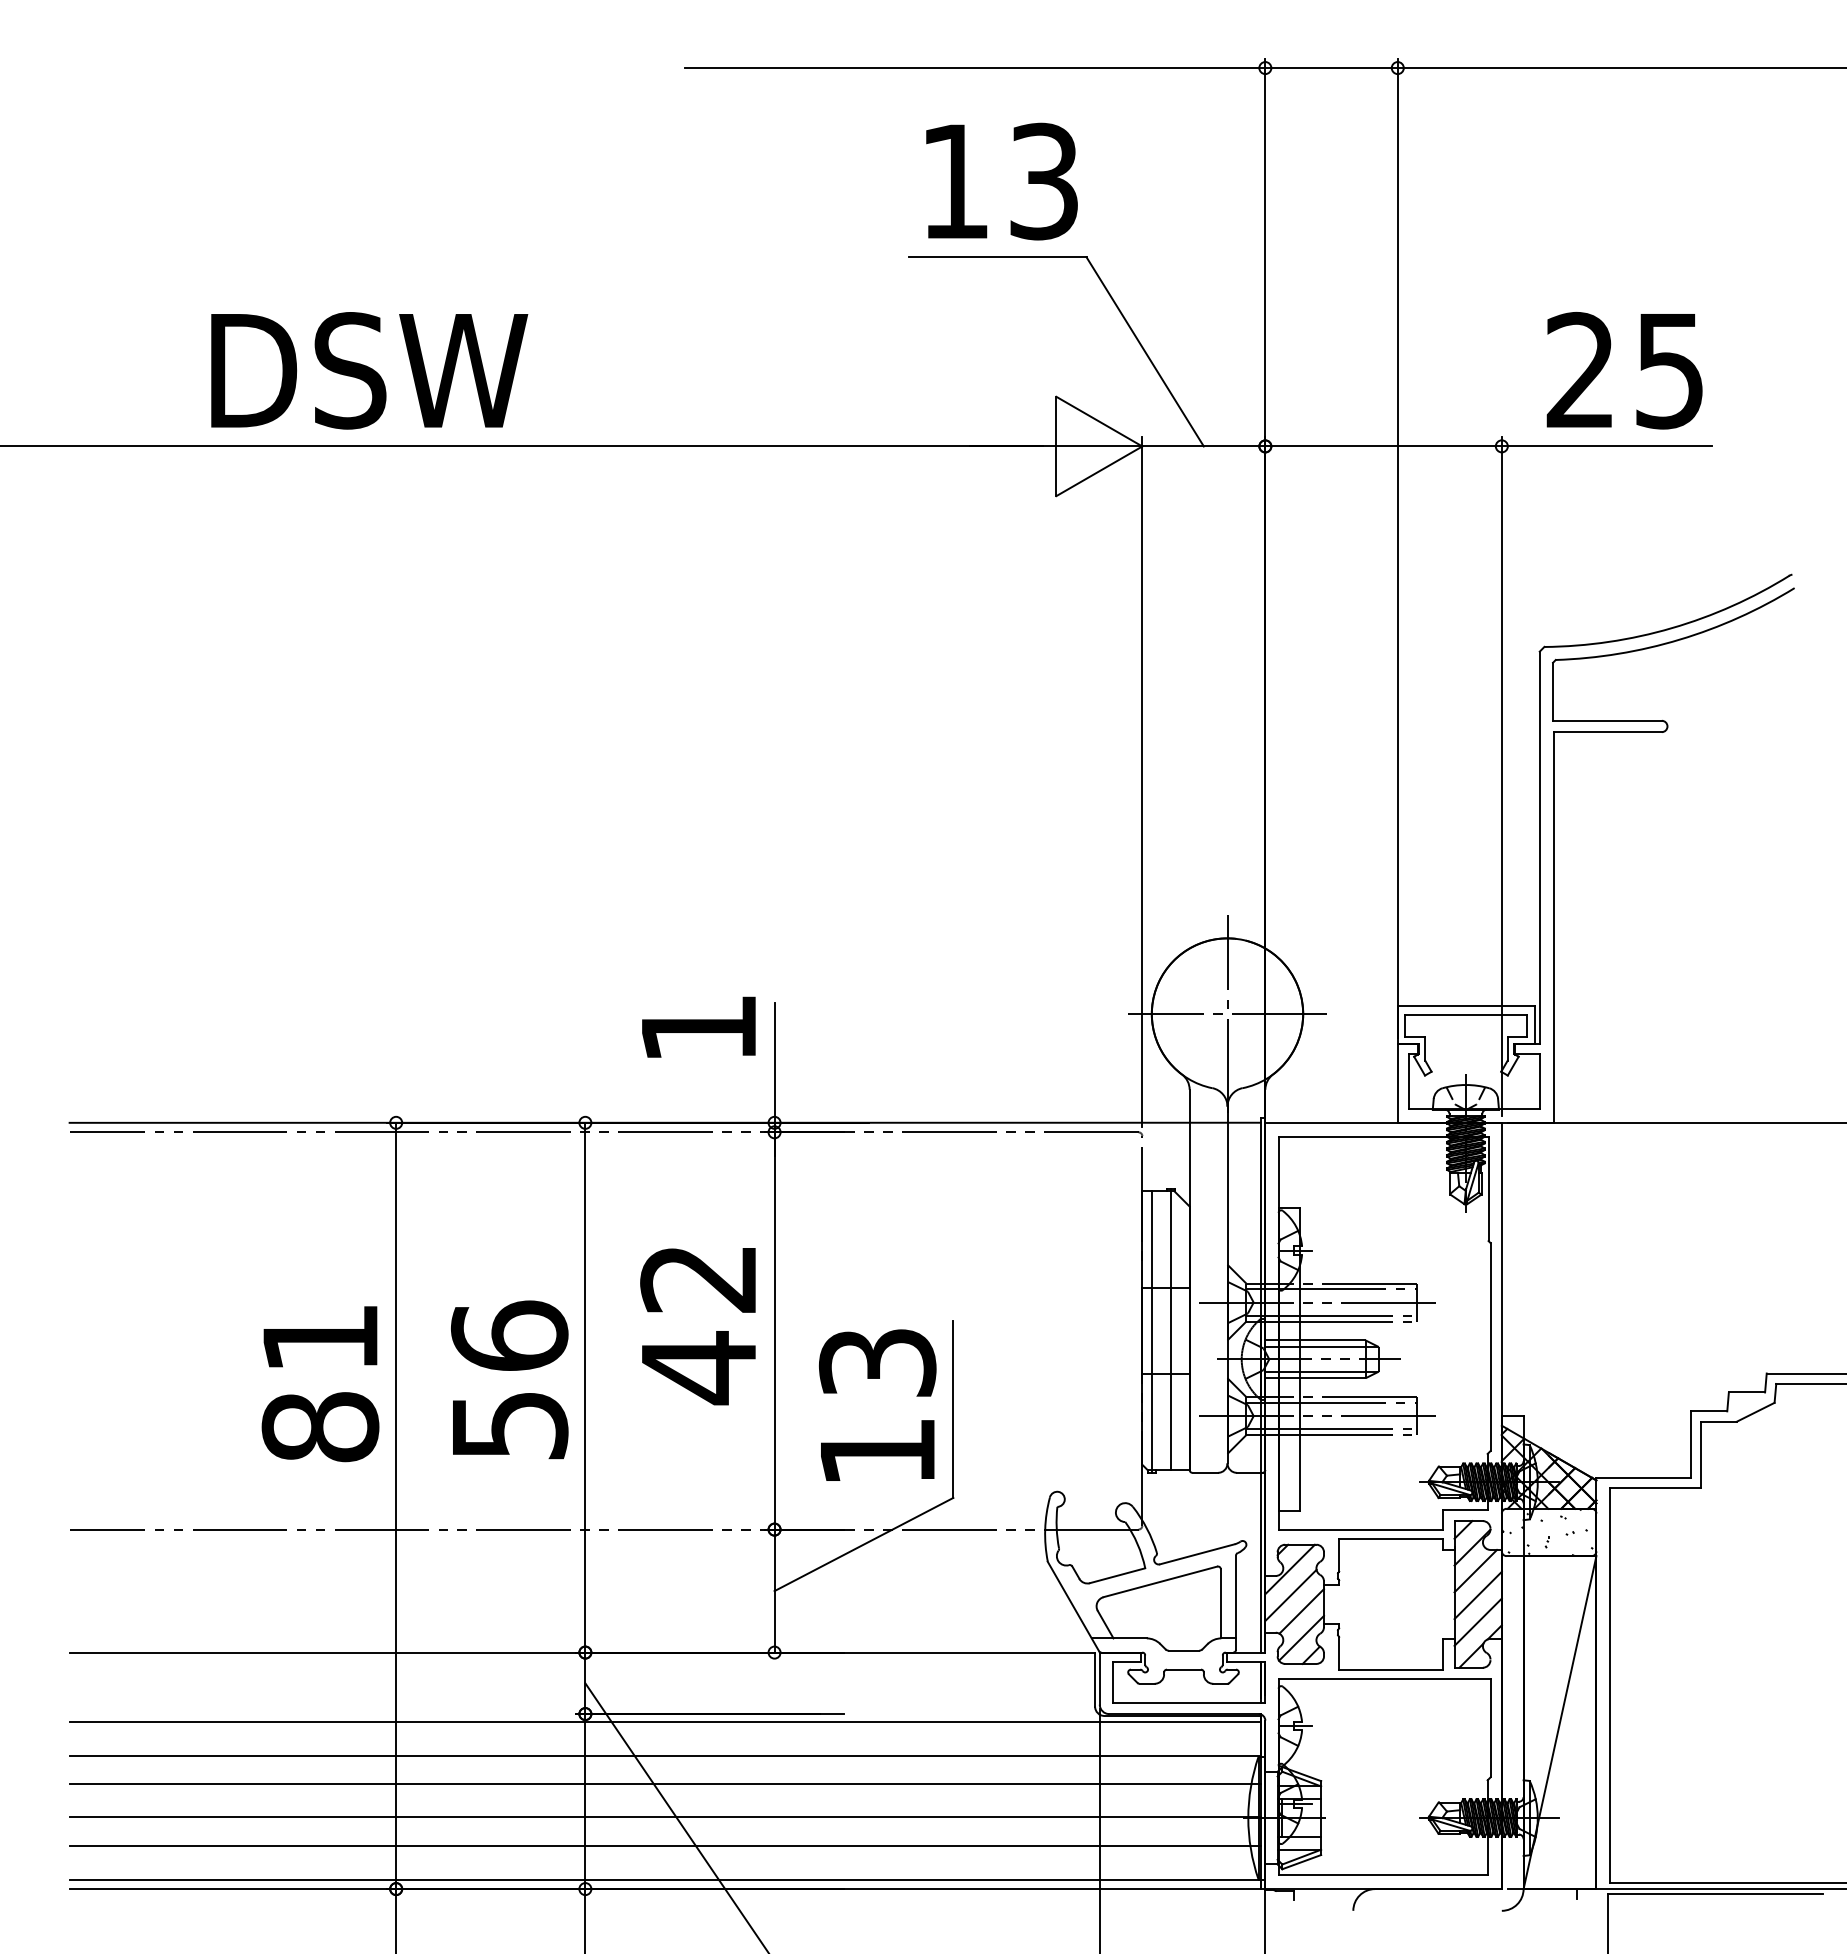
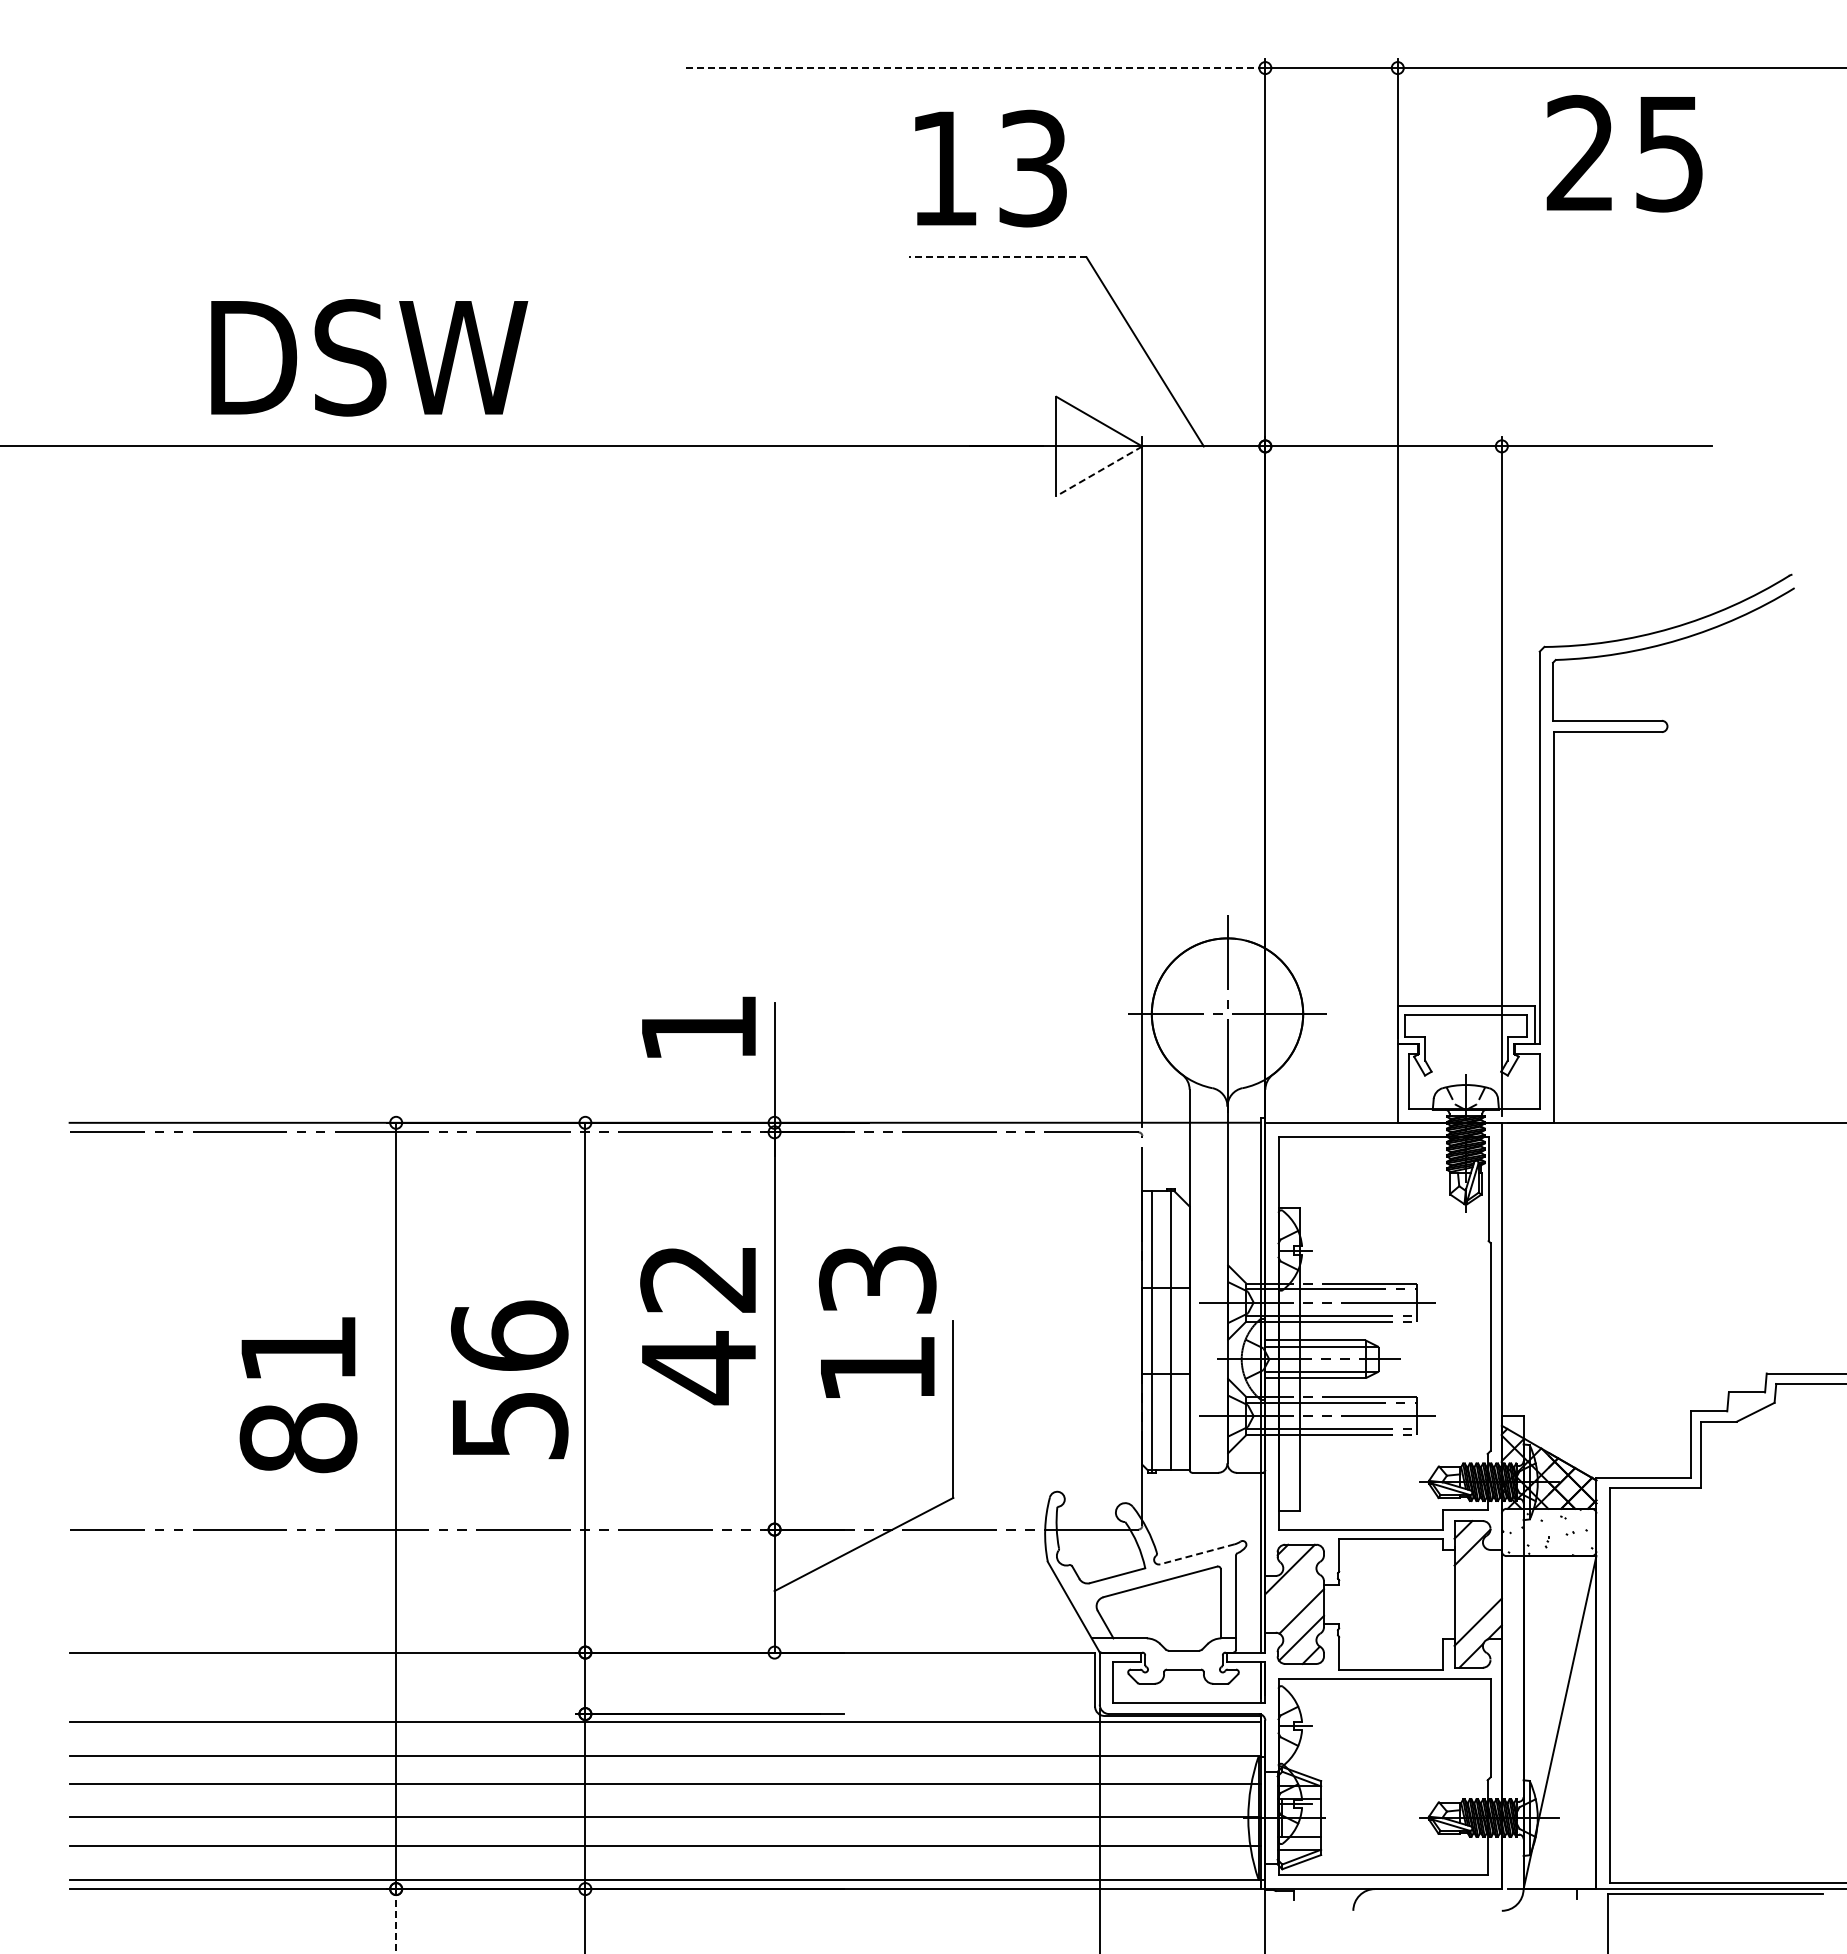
line: solid -> dashed (975, 68)
text position: (1001, 181) -> (990, 168) (990, 168)
line: solid -> dashed (997, 257)
text position: (369, 370) -> (369, 357) (369, 357)
text position: (1624, 370) -> (1624, 153) (1624, 153)
line: solid -> dashed (1099, 471)
text position: (320, 1384) -> (298, 1395) (298, 1395)
text position: (877, 1404) -> (877, 1321) (877, 1321)
line: solid -> dashed (1197, 1554)
line: present -> none (1475, 1570)
line: present -> none (1290, 1595)
line: present -> none (1477, 1595)
line: present -> none (675, 1816)
line: solid -> dashed (396, 1921)
